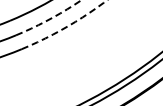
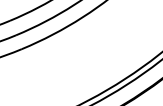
arc: dashed -> solid (50, 19)
arc: dashed -> solid (66, 27)
